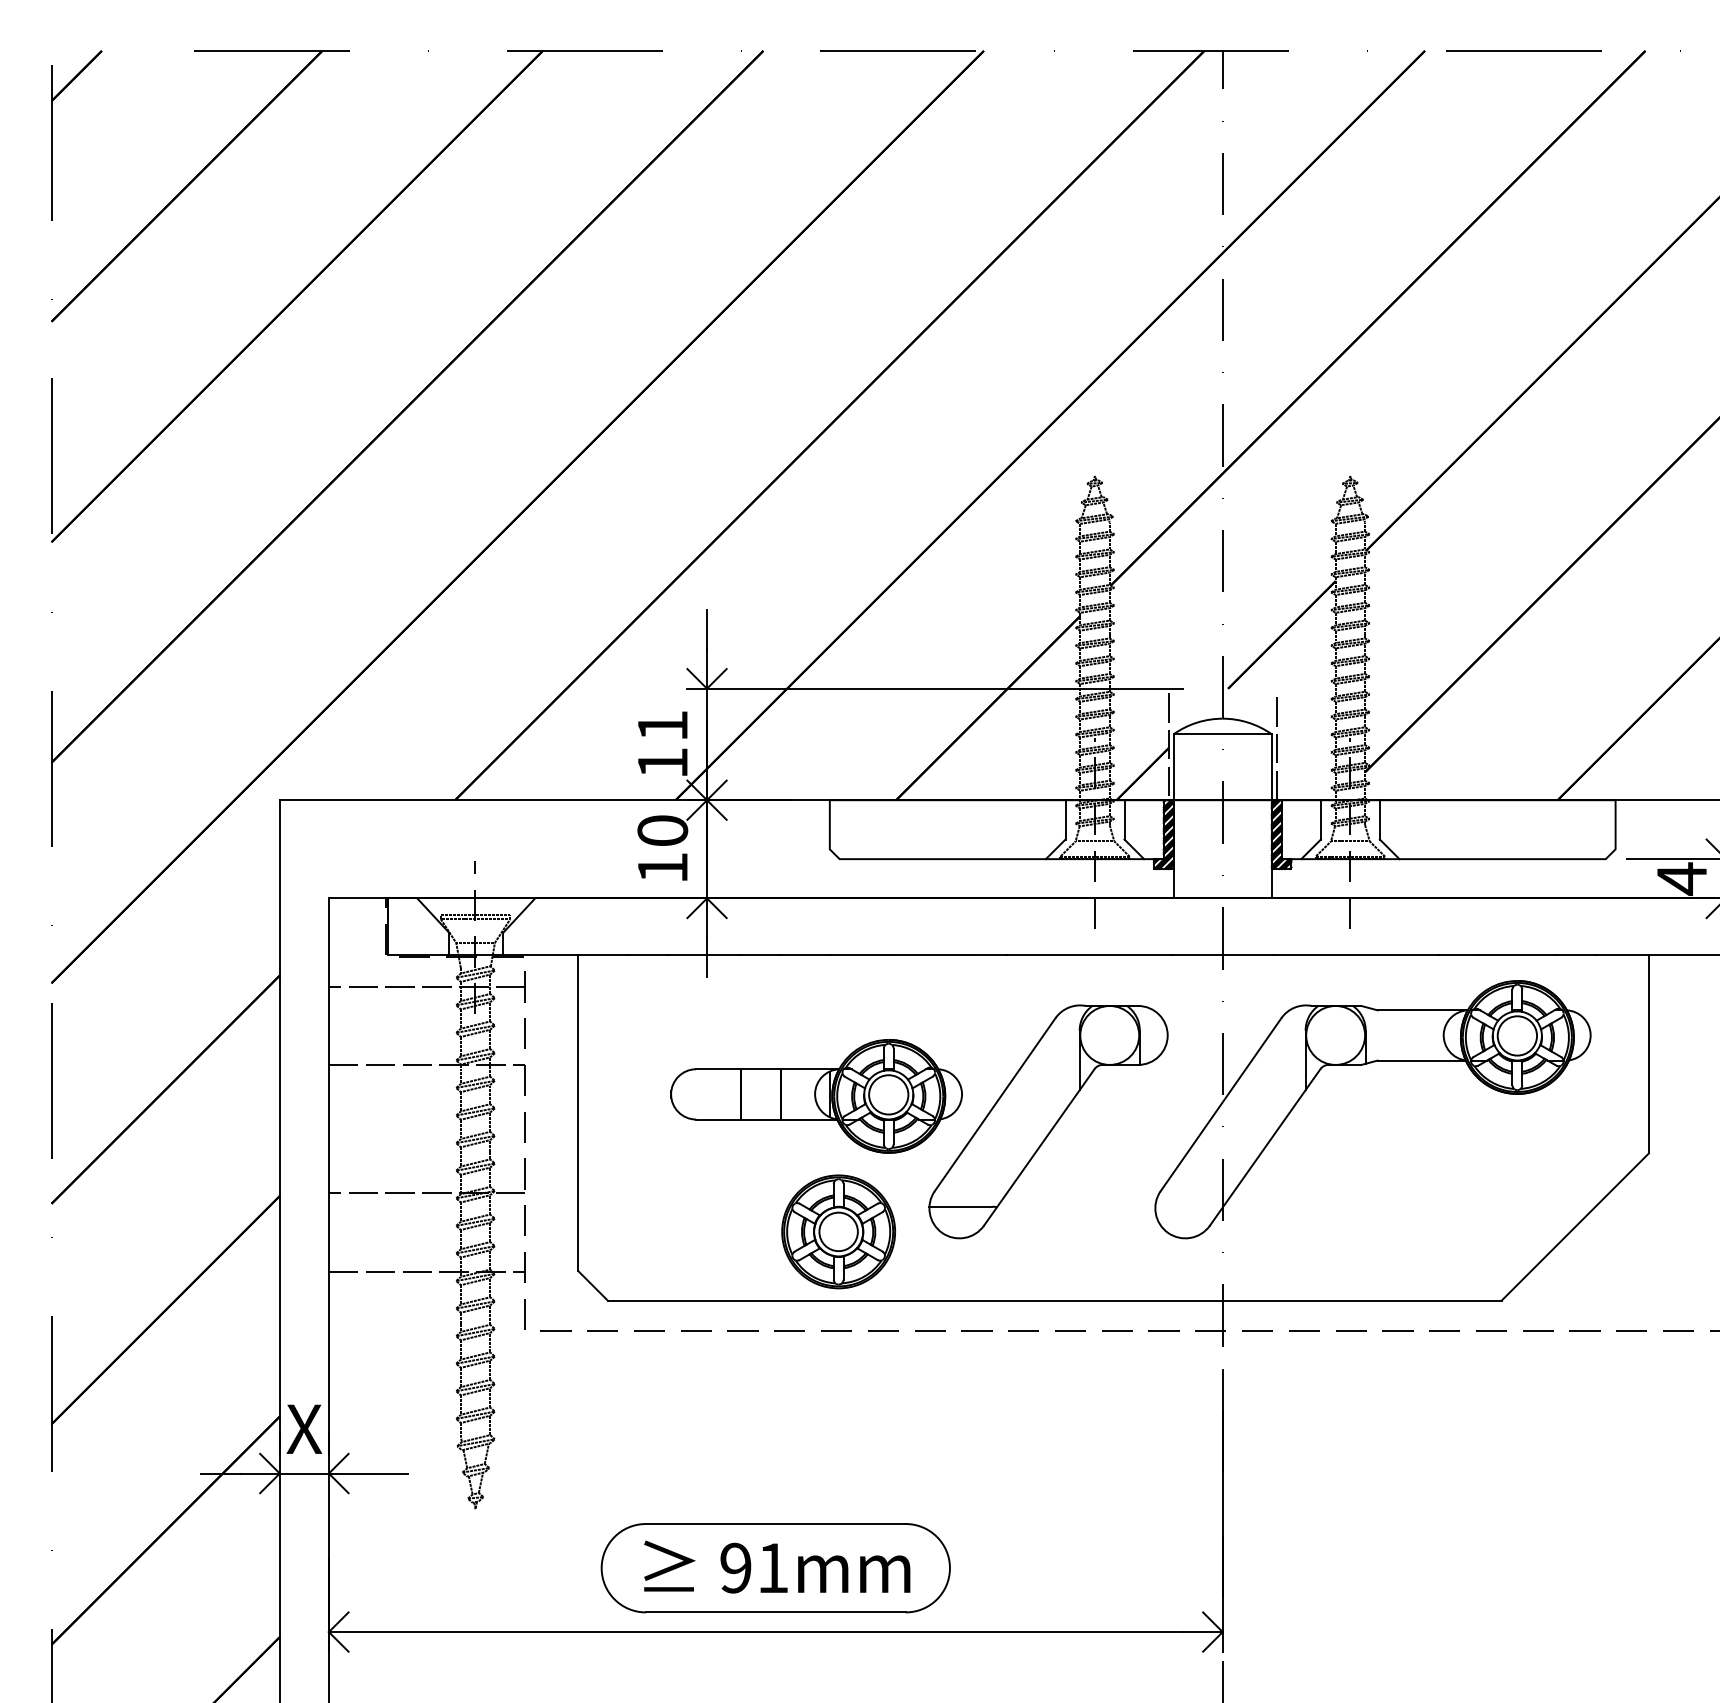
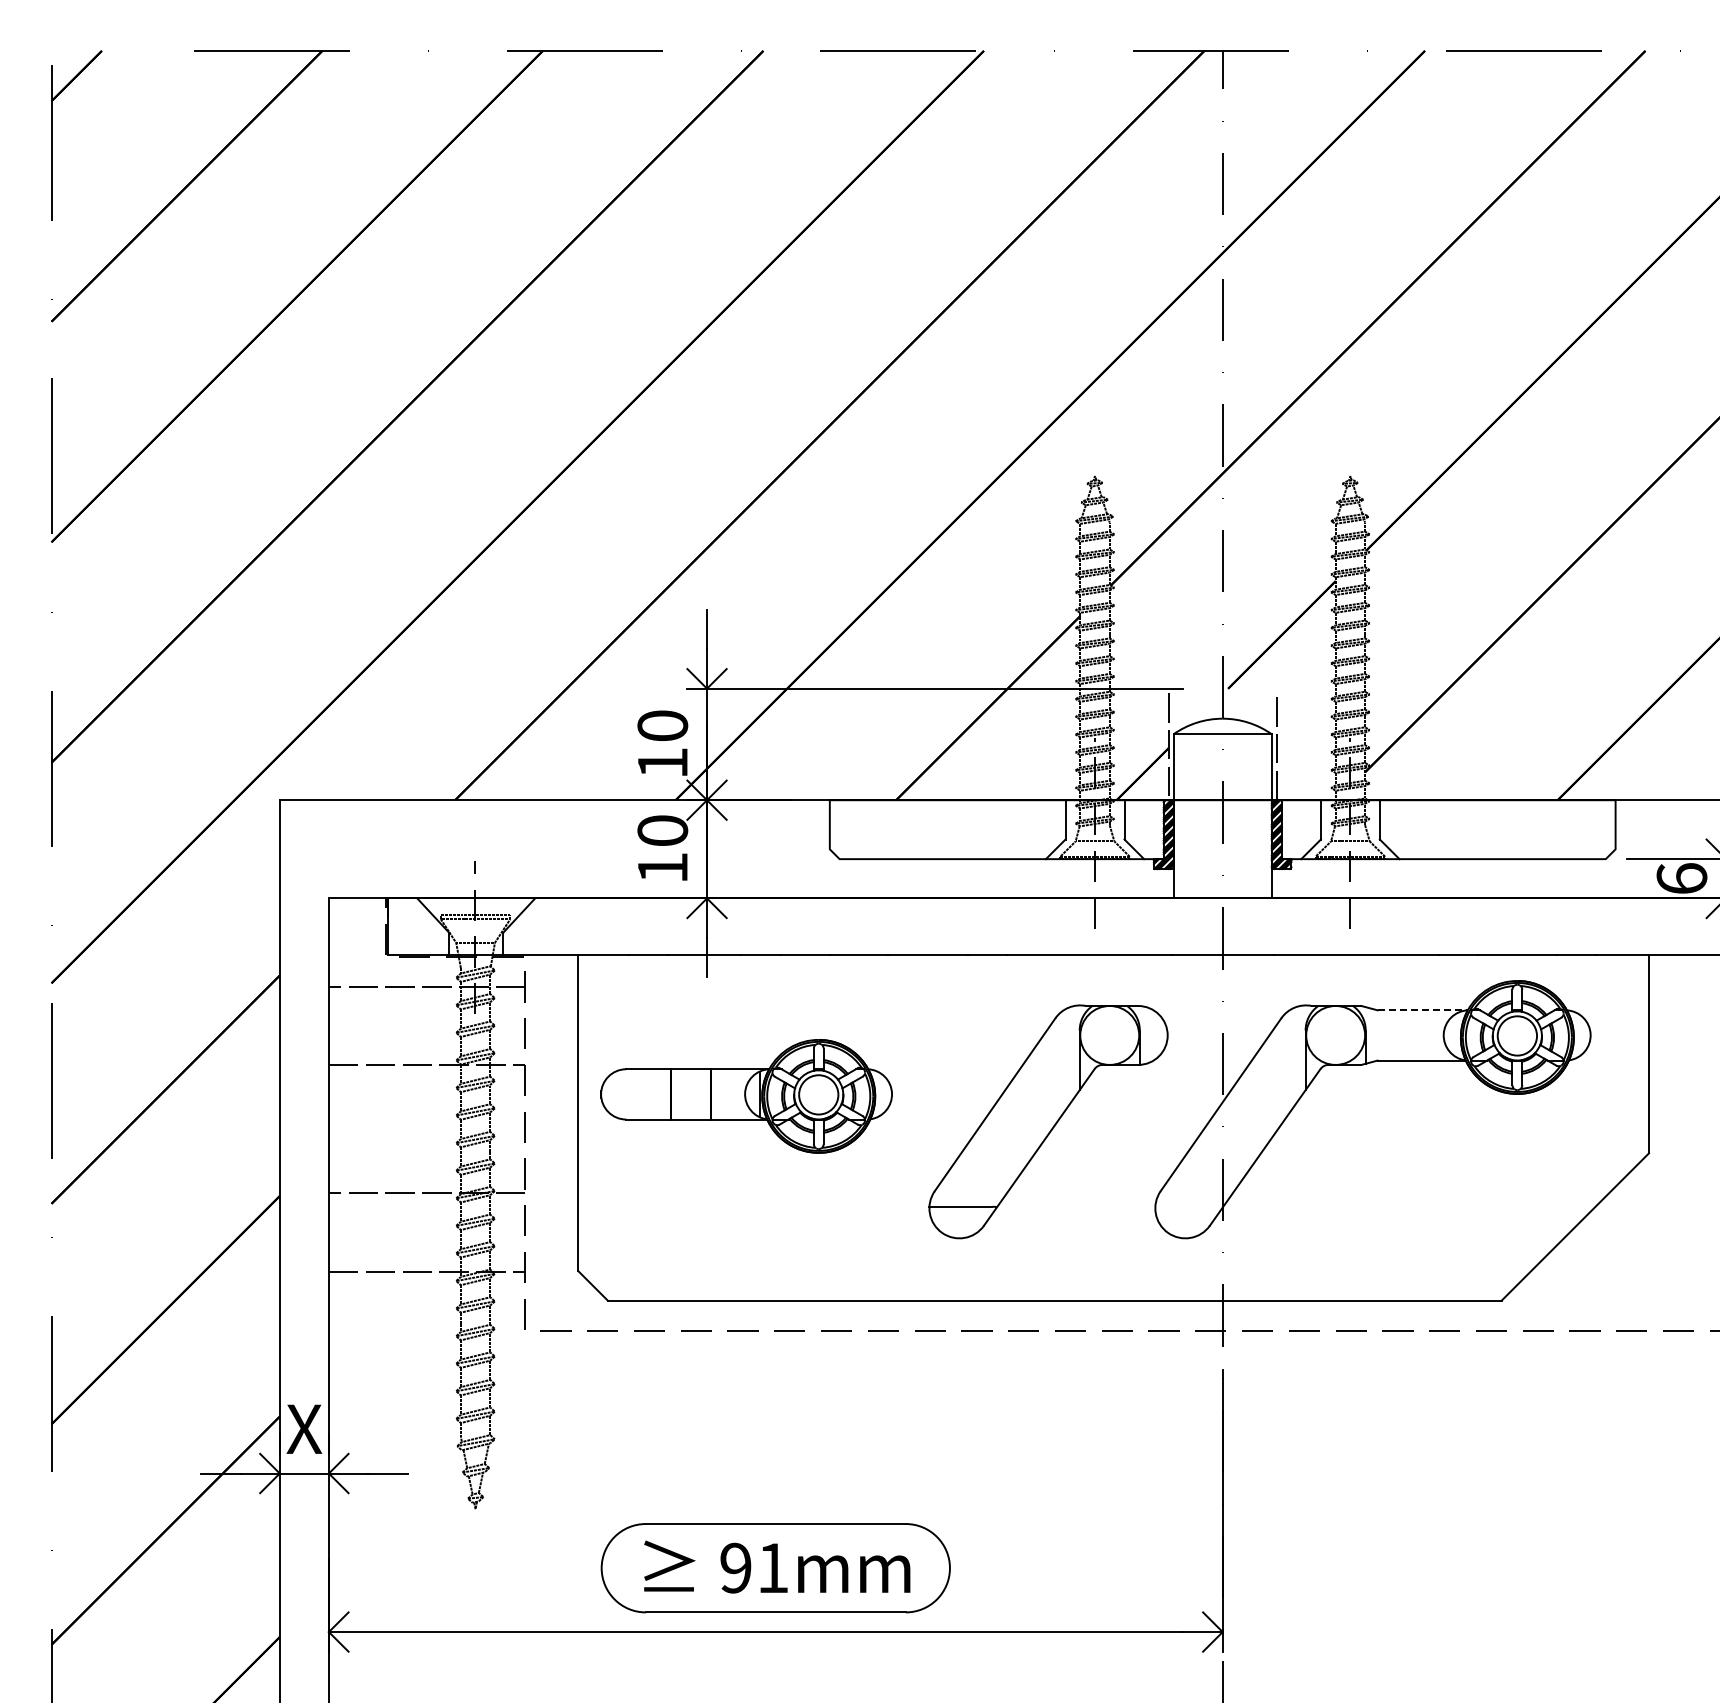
text: 11 -> 10 (662, 725)
text: 4 -> 6 (1681, 878)
line: solid -> dashed (1423, 1010)
part position: (816, 1096) -> (746, 1096) (746, 1096)
part: present -> none (838, 1231)
